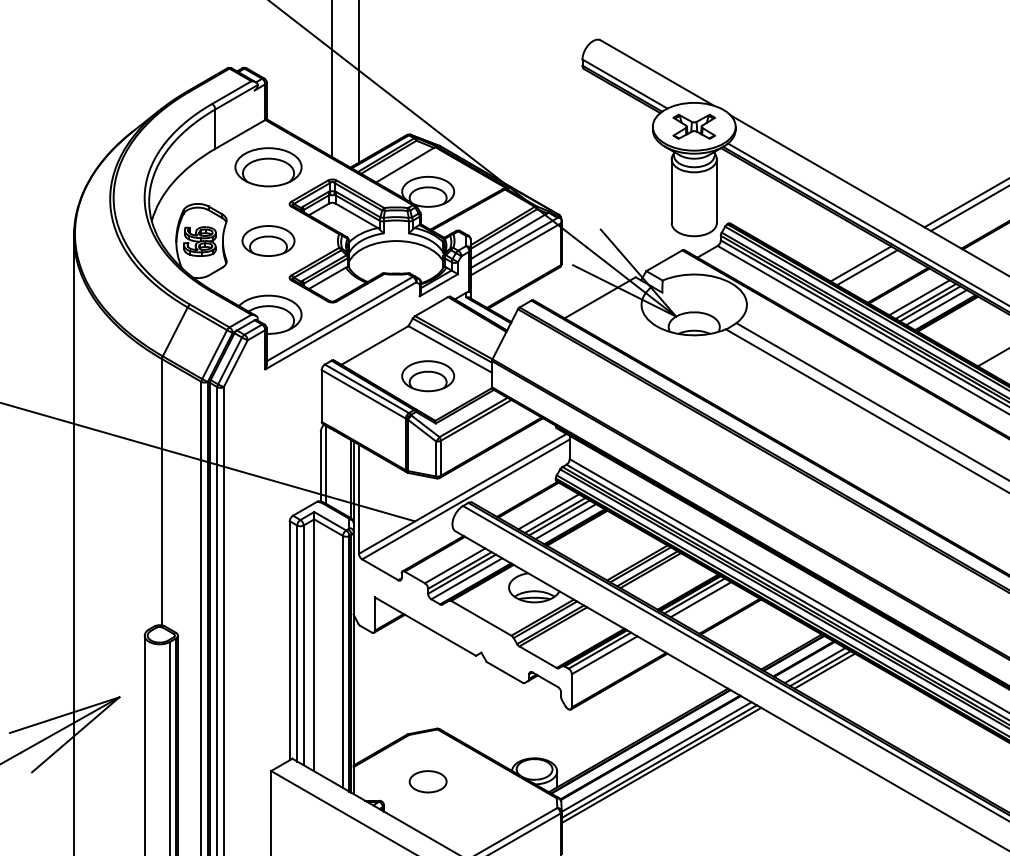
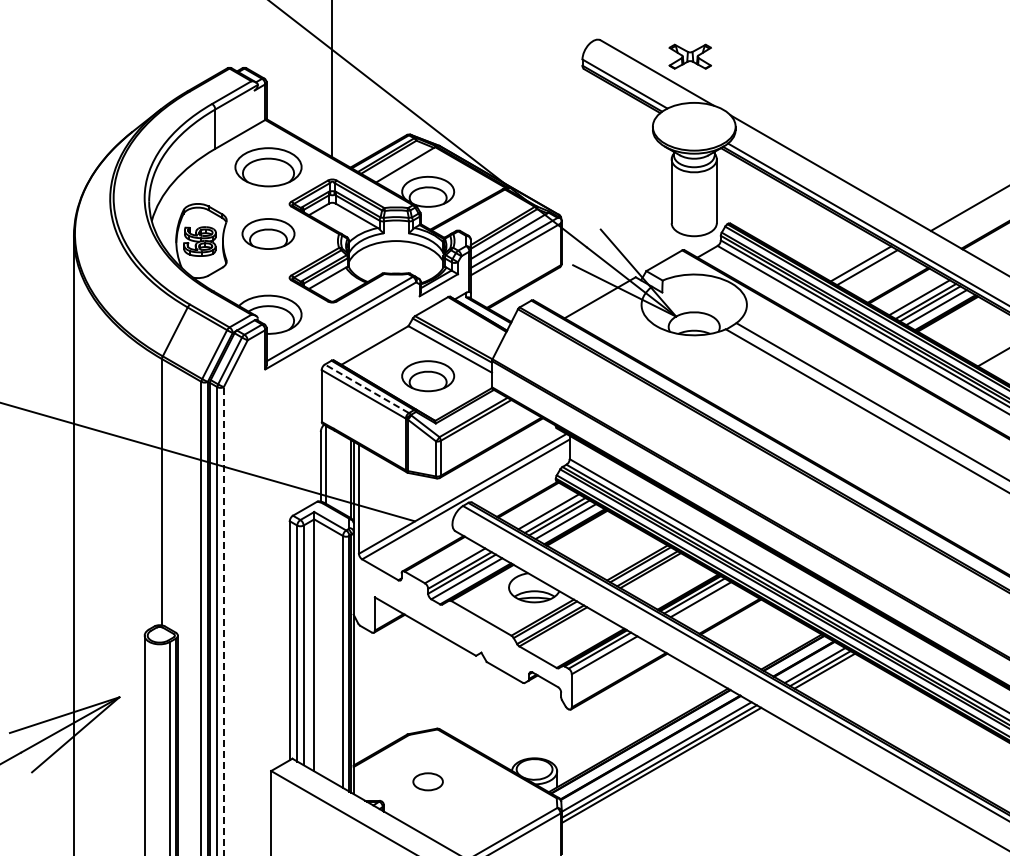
line: present -> none (358, 82)
part position: (693, 126) -> (689, 56) (689, 56)
line: present -> none (965, 203)
part position: (268, 240) -> (268, 233) (268, 233)
line: solid -> dashed (366, 388)
line: solid -> dashed (223, 621)
part size: 40x24 px -> 32x20 px (427, 781)
